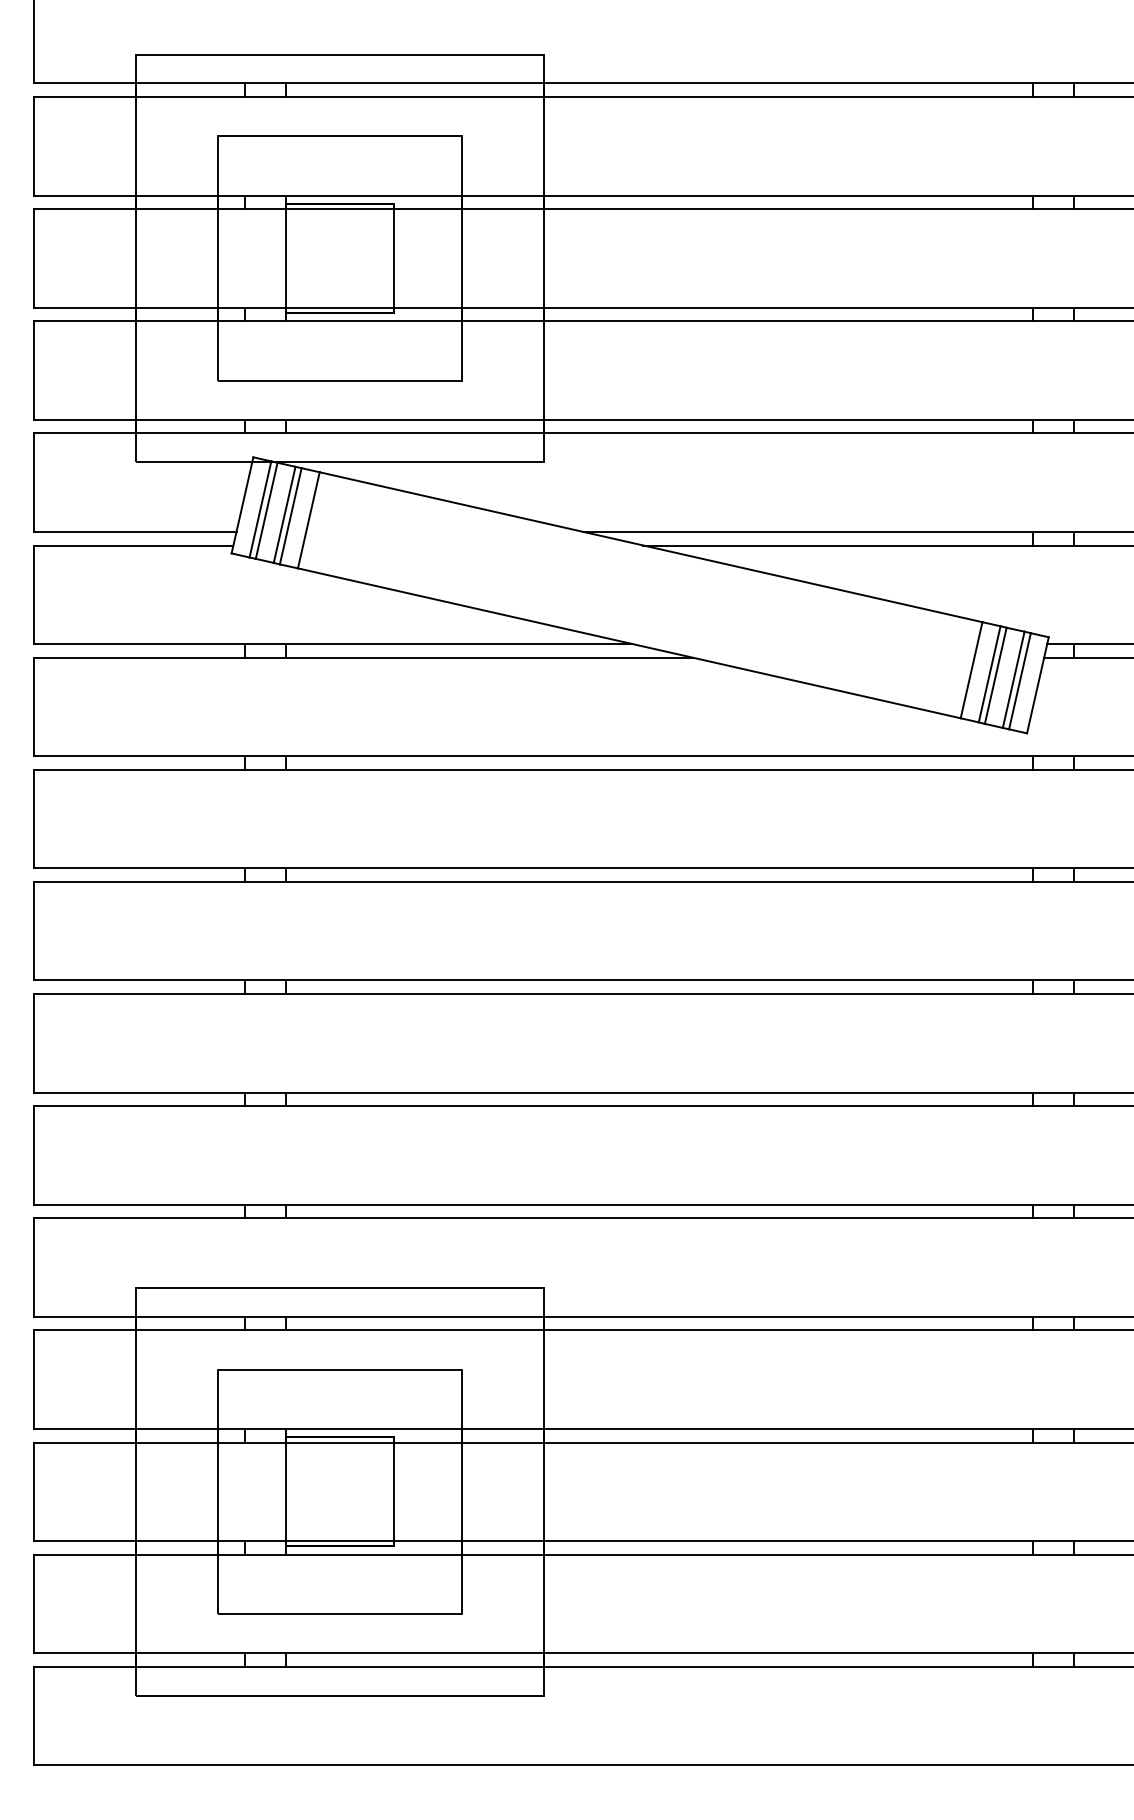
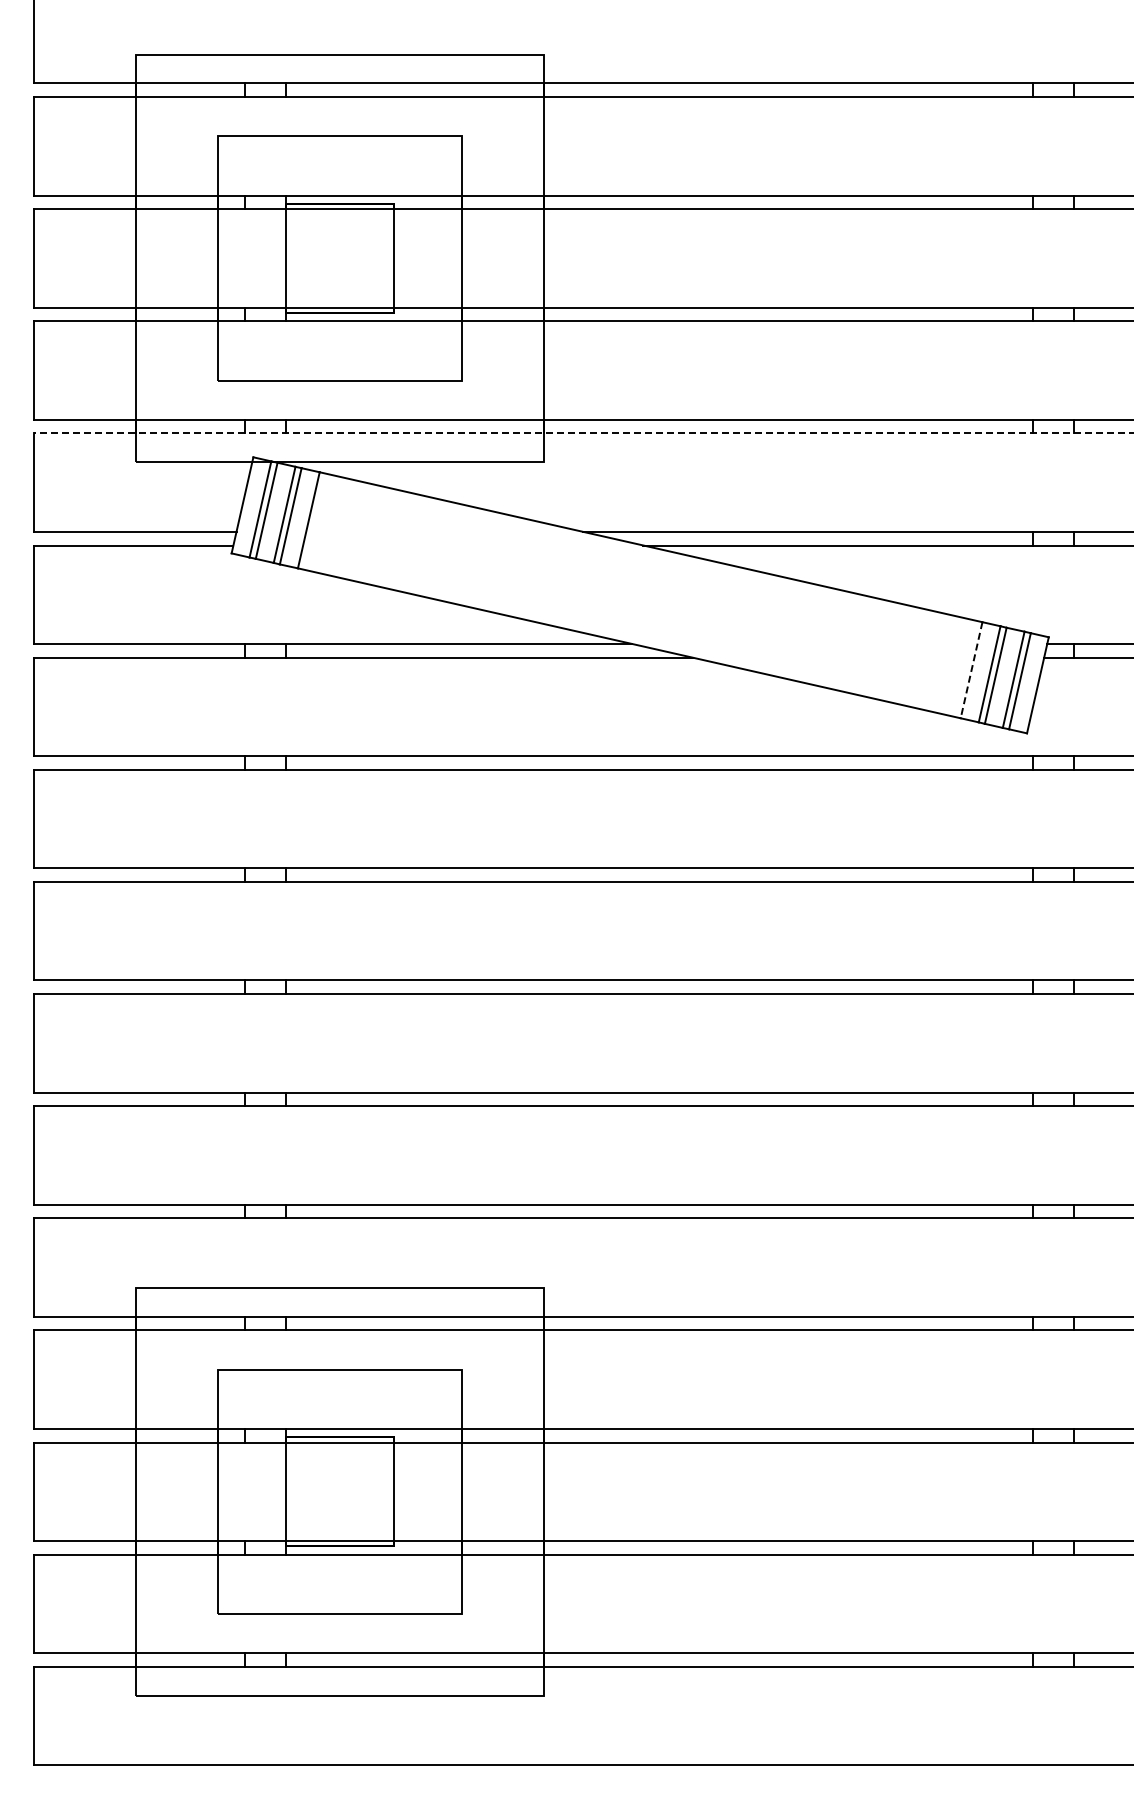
line: solid -> dashed (584, 433)
line: solid -> dashed (971, 670)
